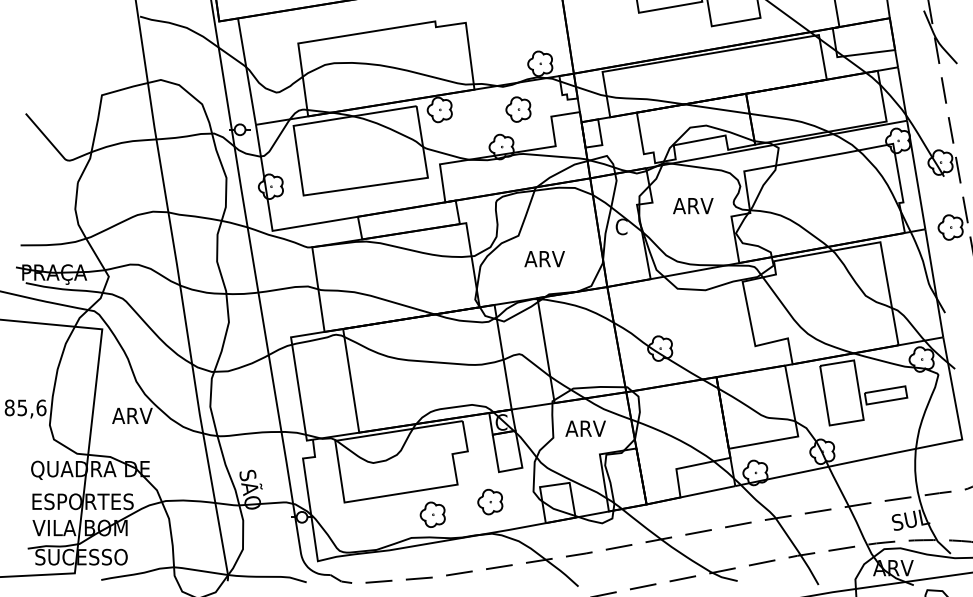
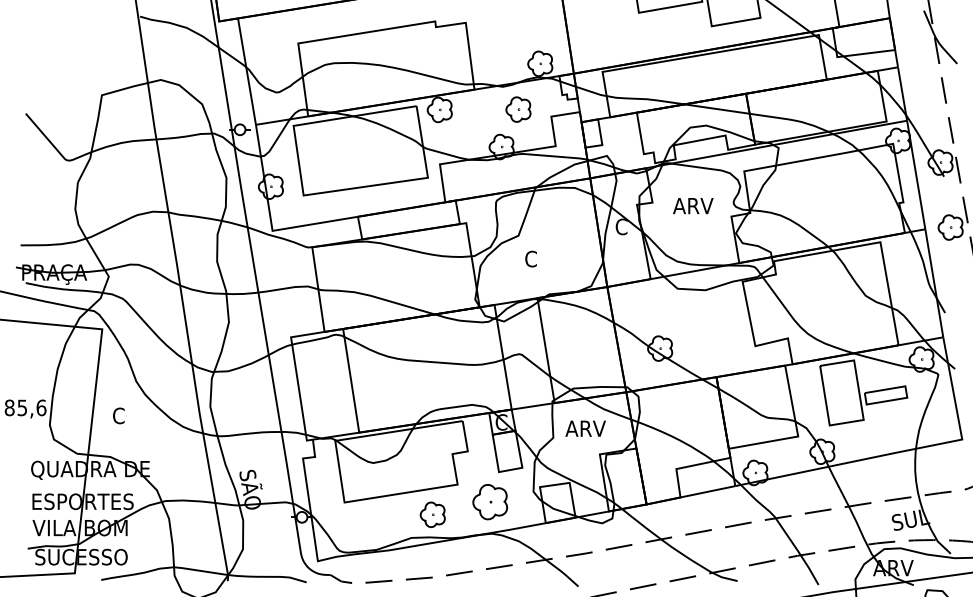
text: ARV -> C (544, 258)
text: ARV -> C (132, 415)
part size: 27x28 px -> 37x37 px (490, 502)
